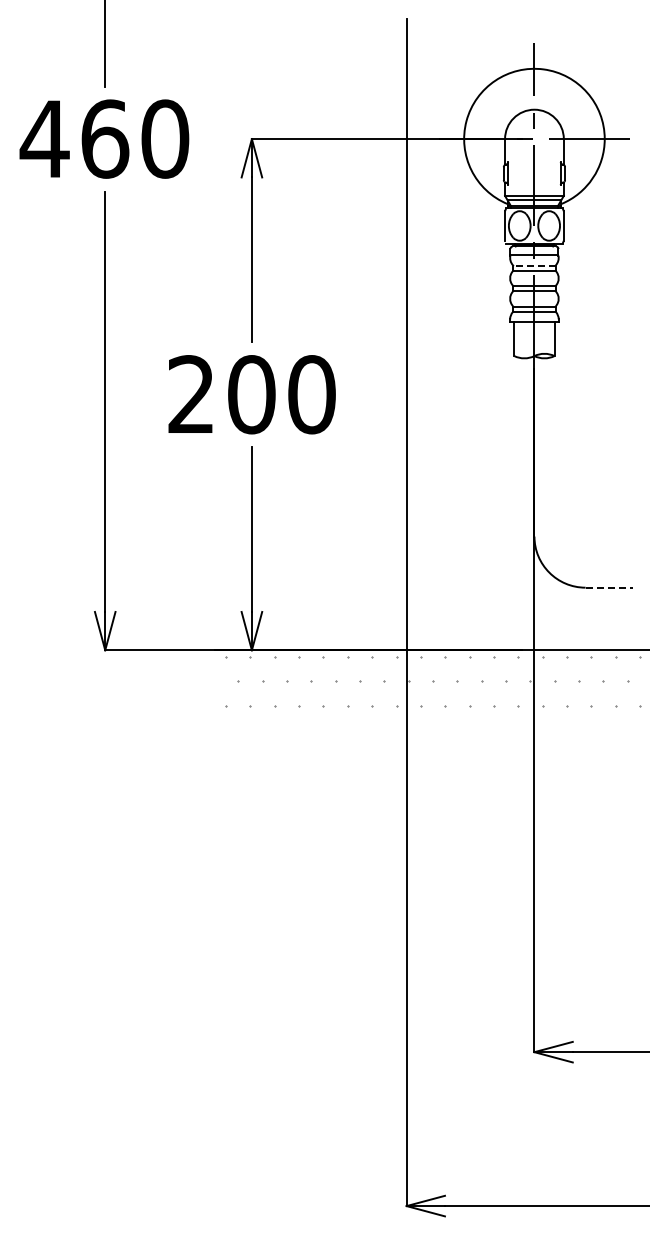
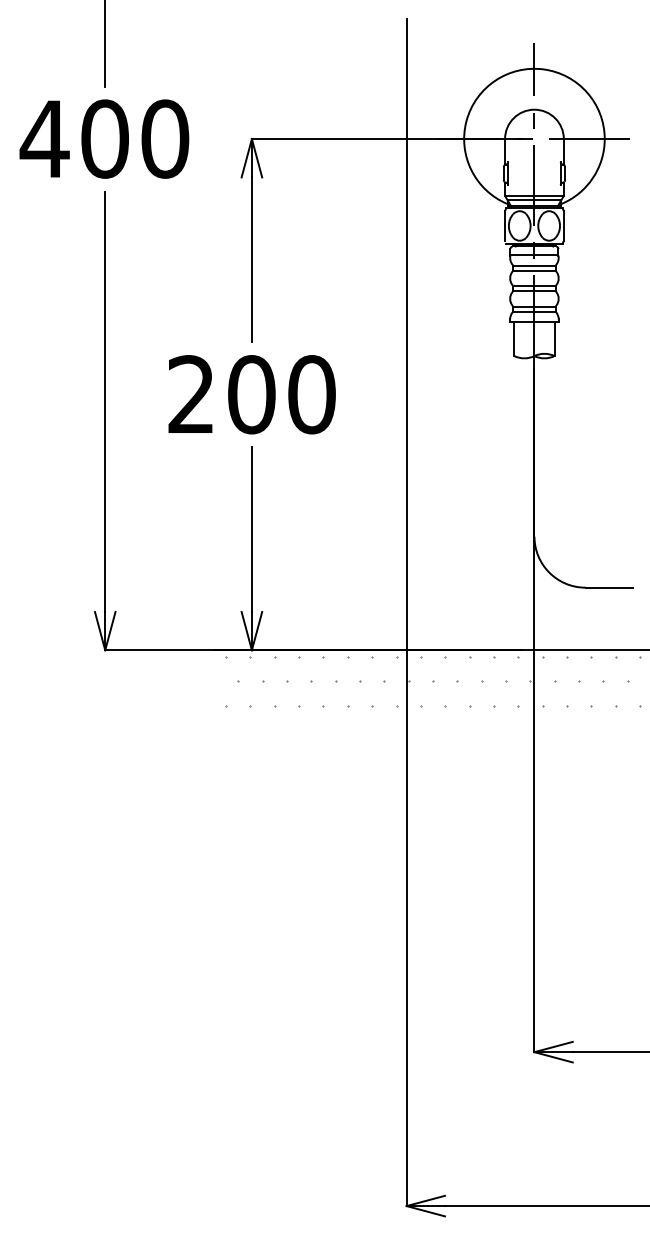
text: 460 -> 400 (105, 138)
line: dashed -> solid (533, 265)
line: dashed -> solid (609, 587)
